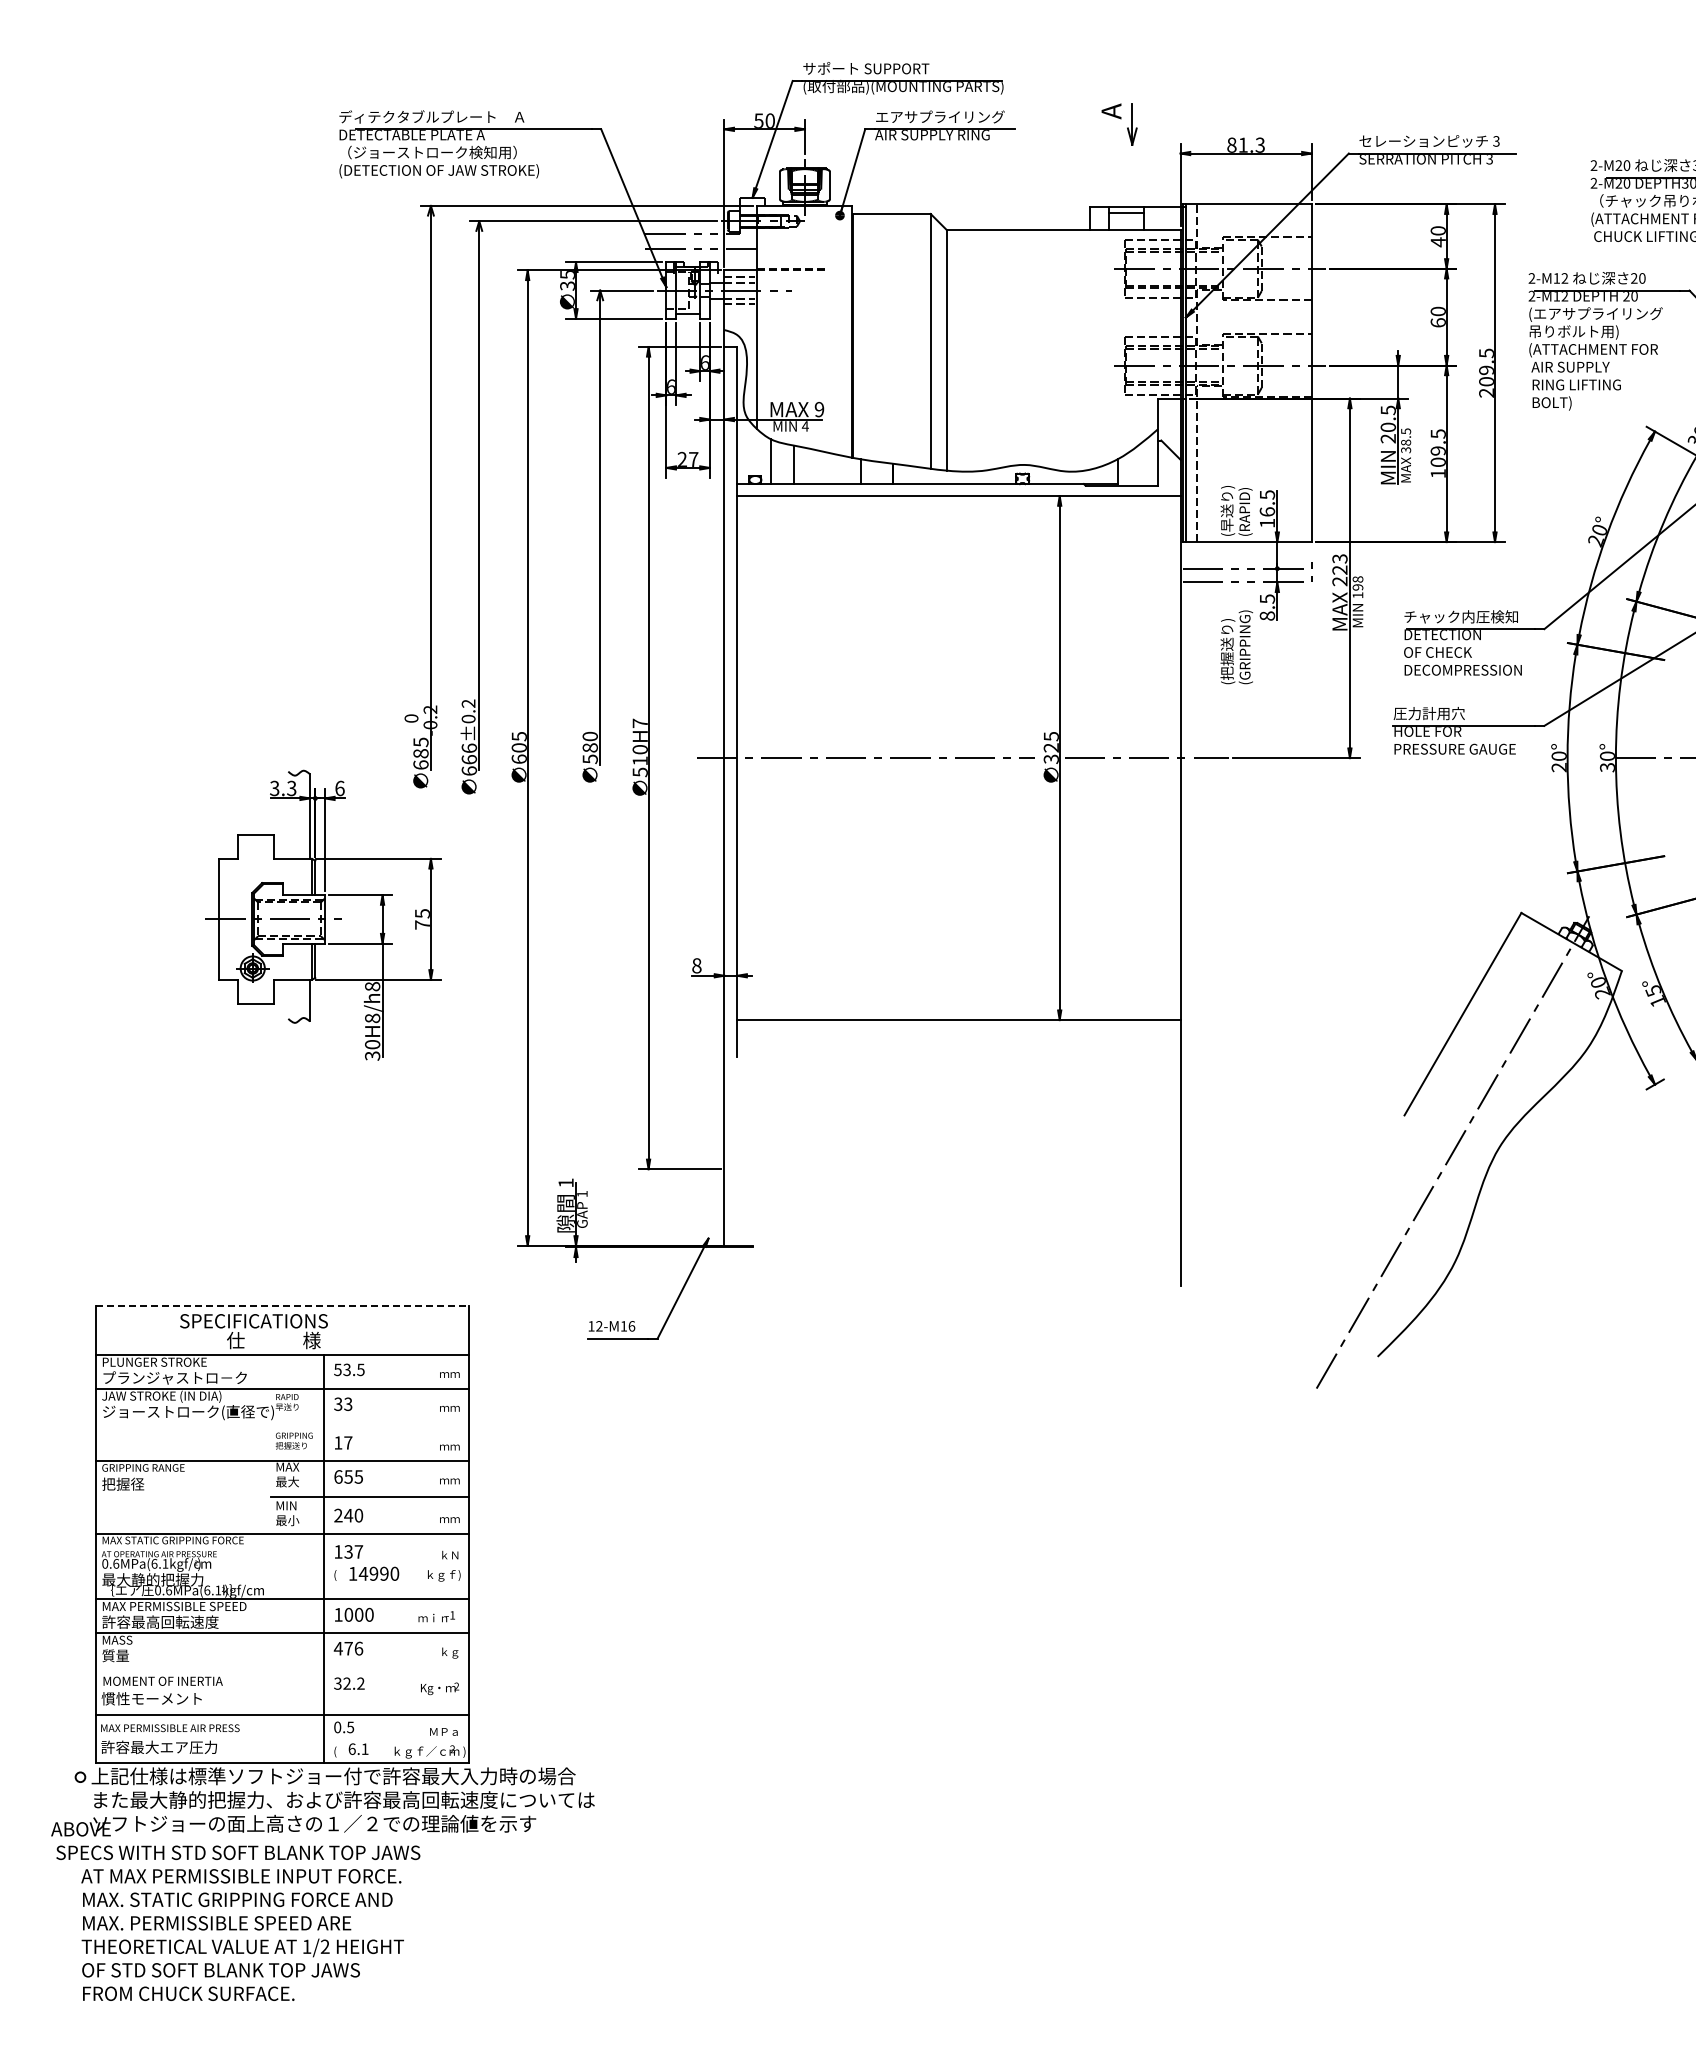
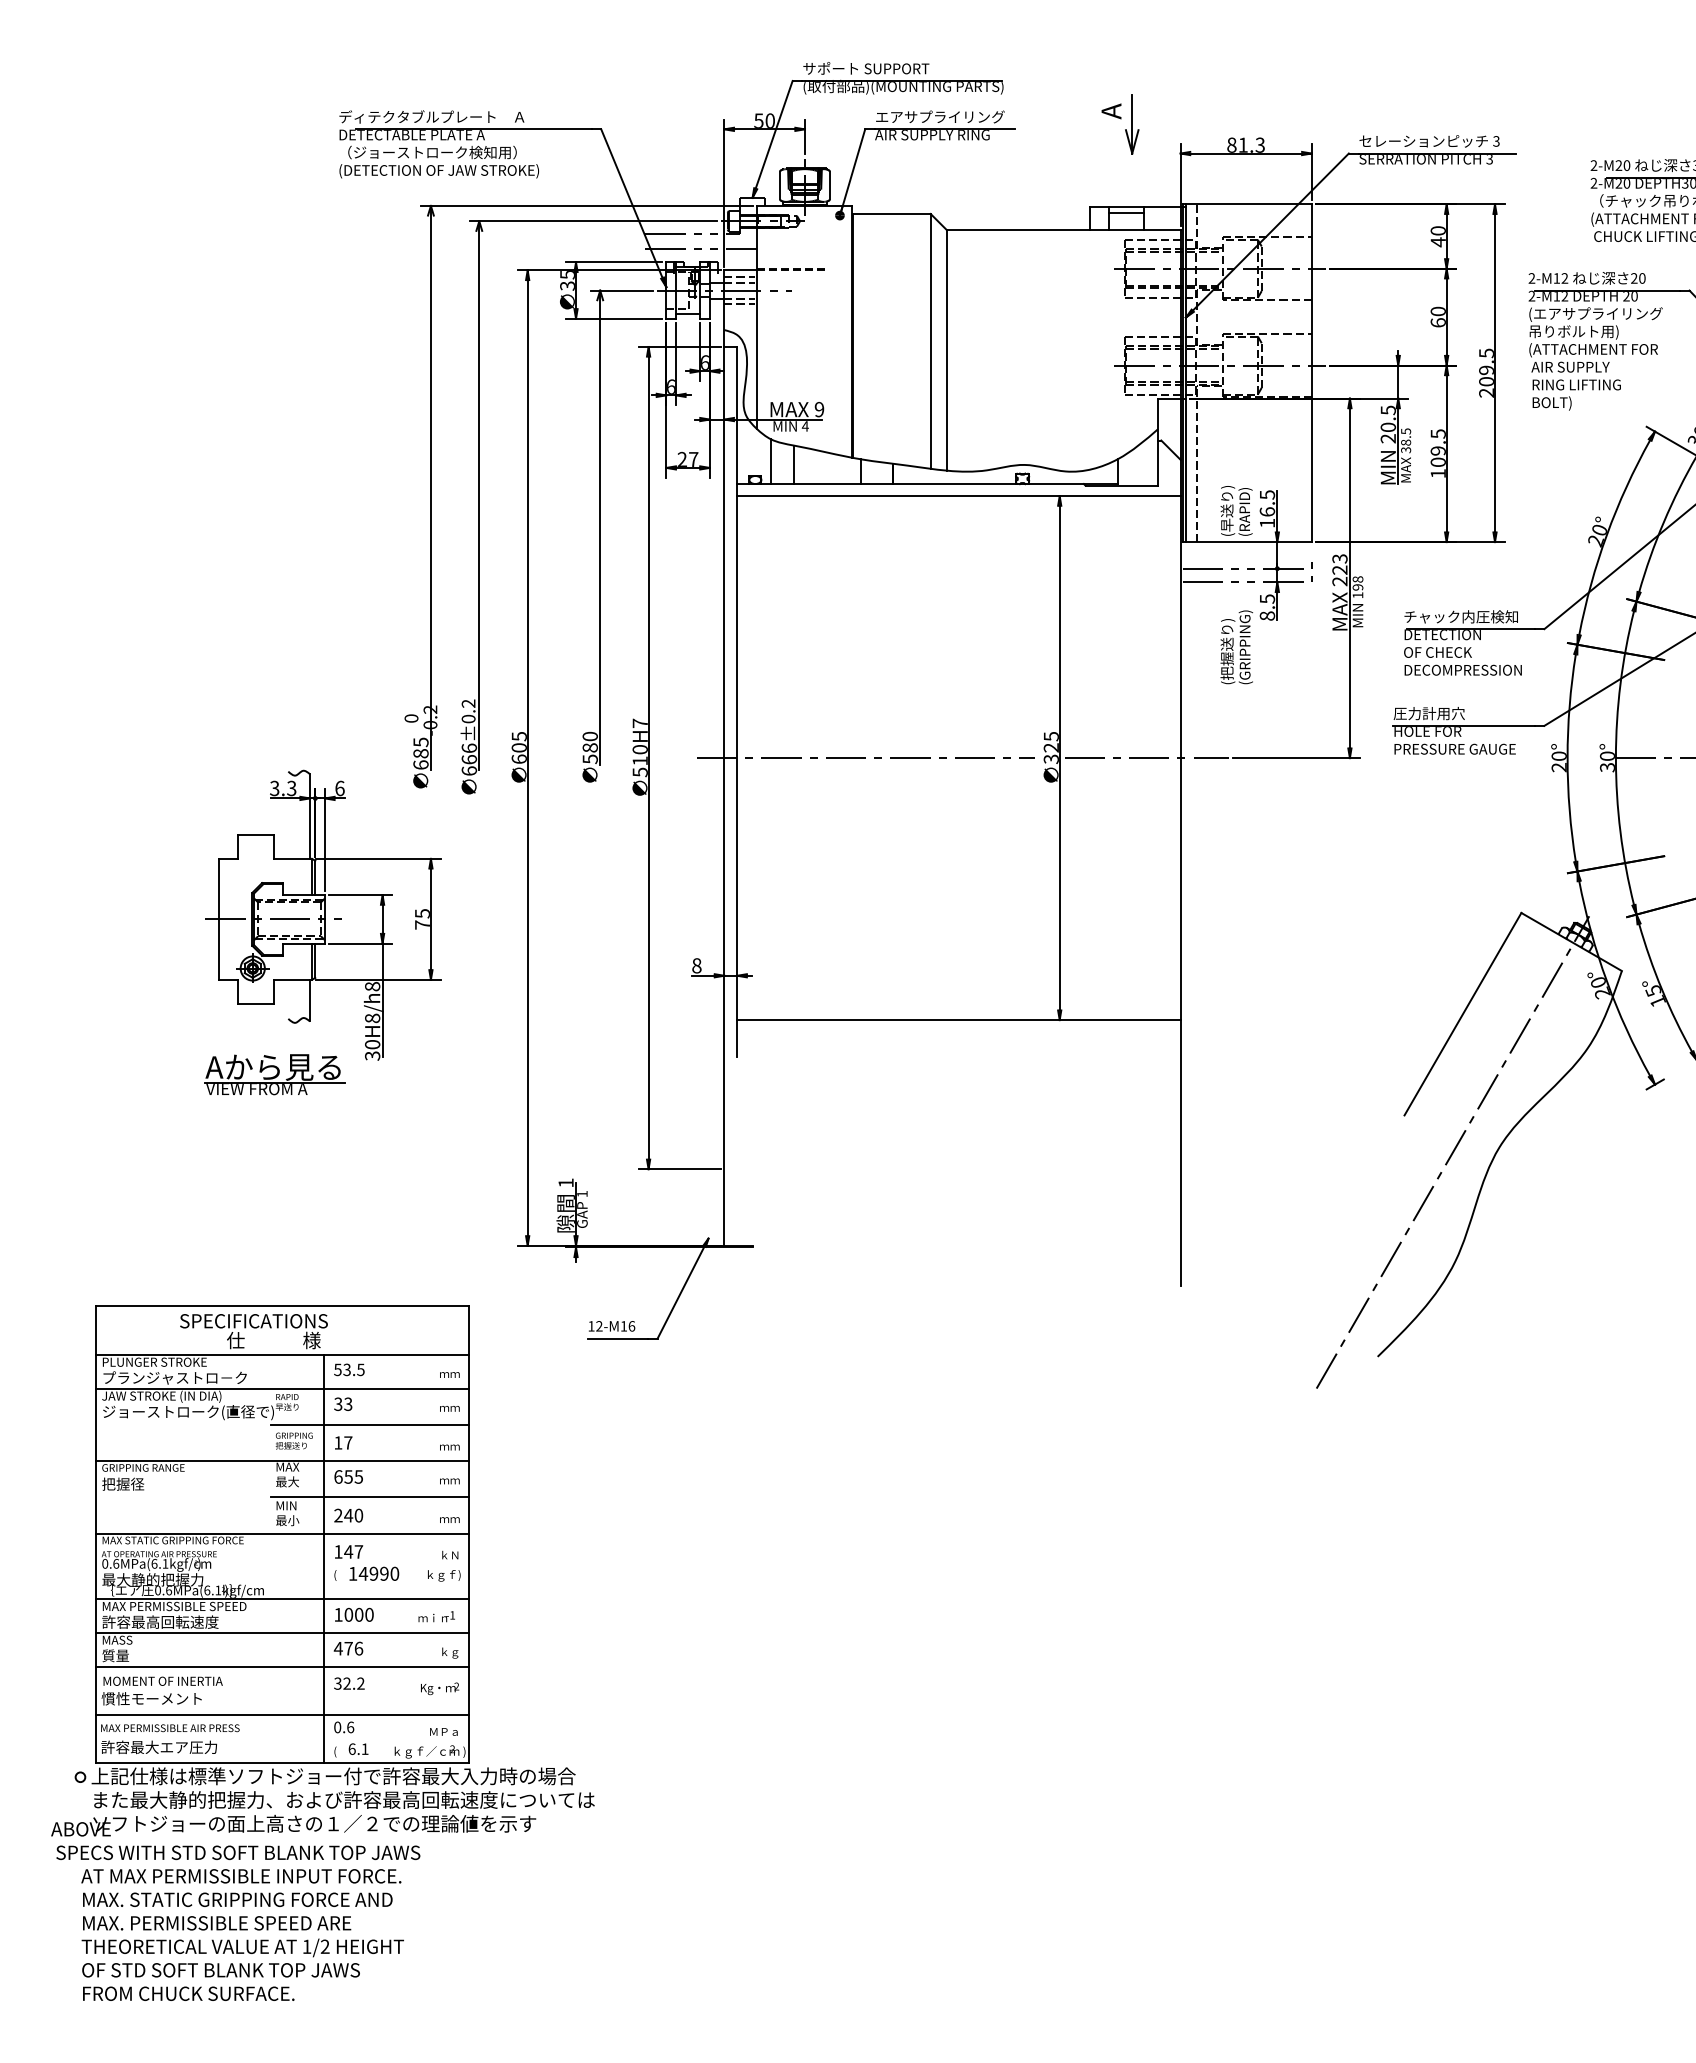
part size: 11x43 px -> 15x61 px (1132, 124)
part: none -> present (274, 1074)
line: dashed -> solid (283, 1306)
line: none -> present (369, 1424)
text: 137 -> 147 (348, 1551)
line: none -> present (282, 1666)
text: 0.5 -> 0.6 (350, 1727)
